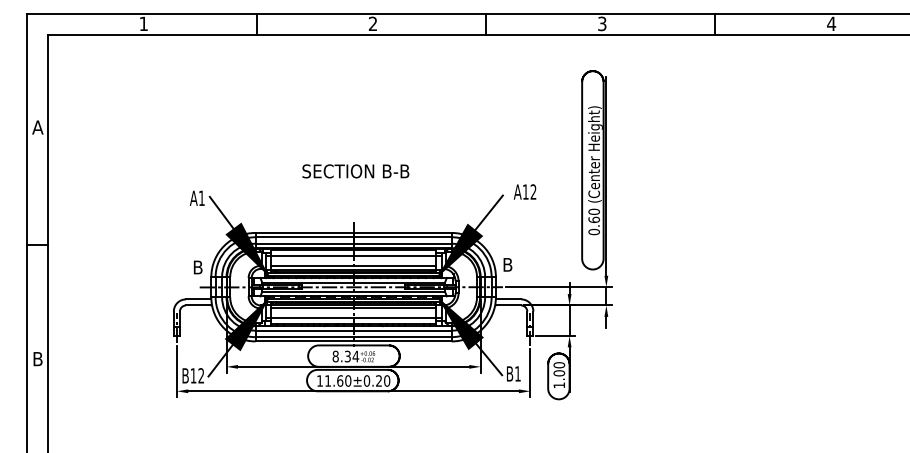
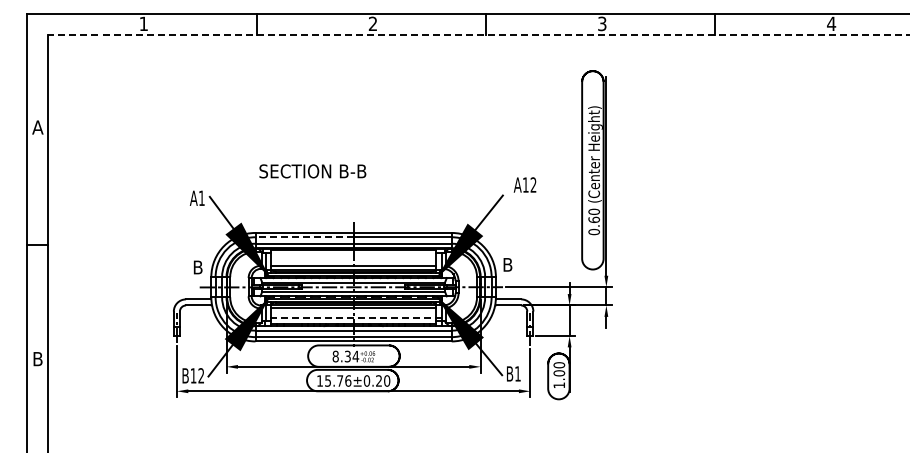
line: solid -> dashed (478, 34)
text position: (355, 171) -> (312, 171) (312, 171)
text position: (524, 191) -> (524, 184) (524, 184)
line: solid -> dashed (304, 237)
line: present -> none (353, 256)
line: solid -> dashed (353, 318)
text: 11.60±0.20 -> 15.76±0.20 (338, 380)
